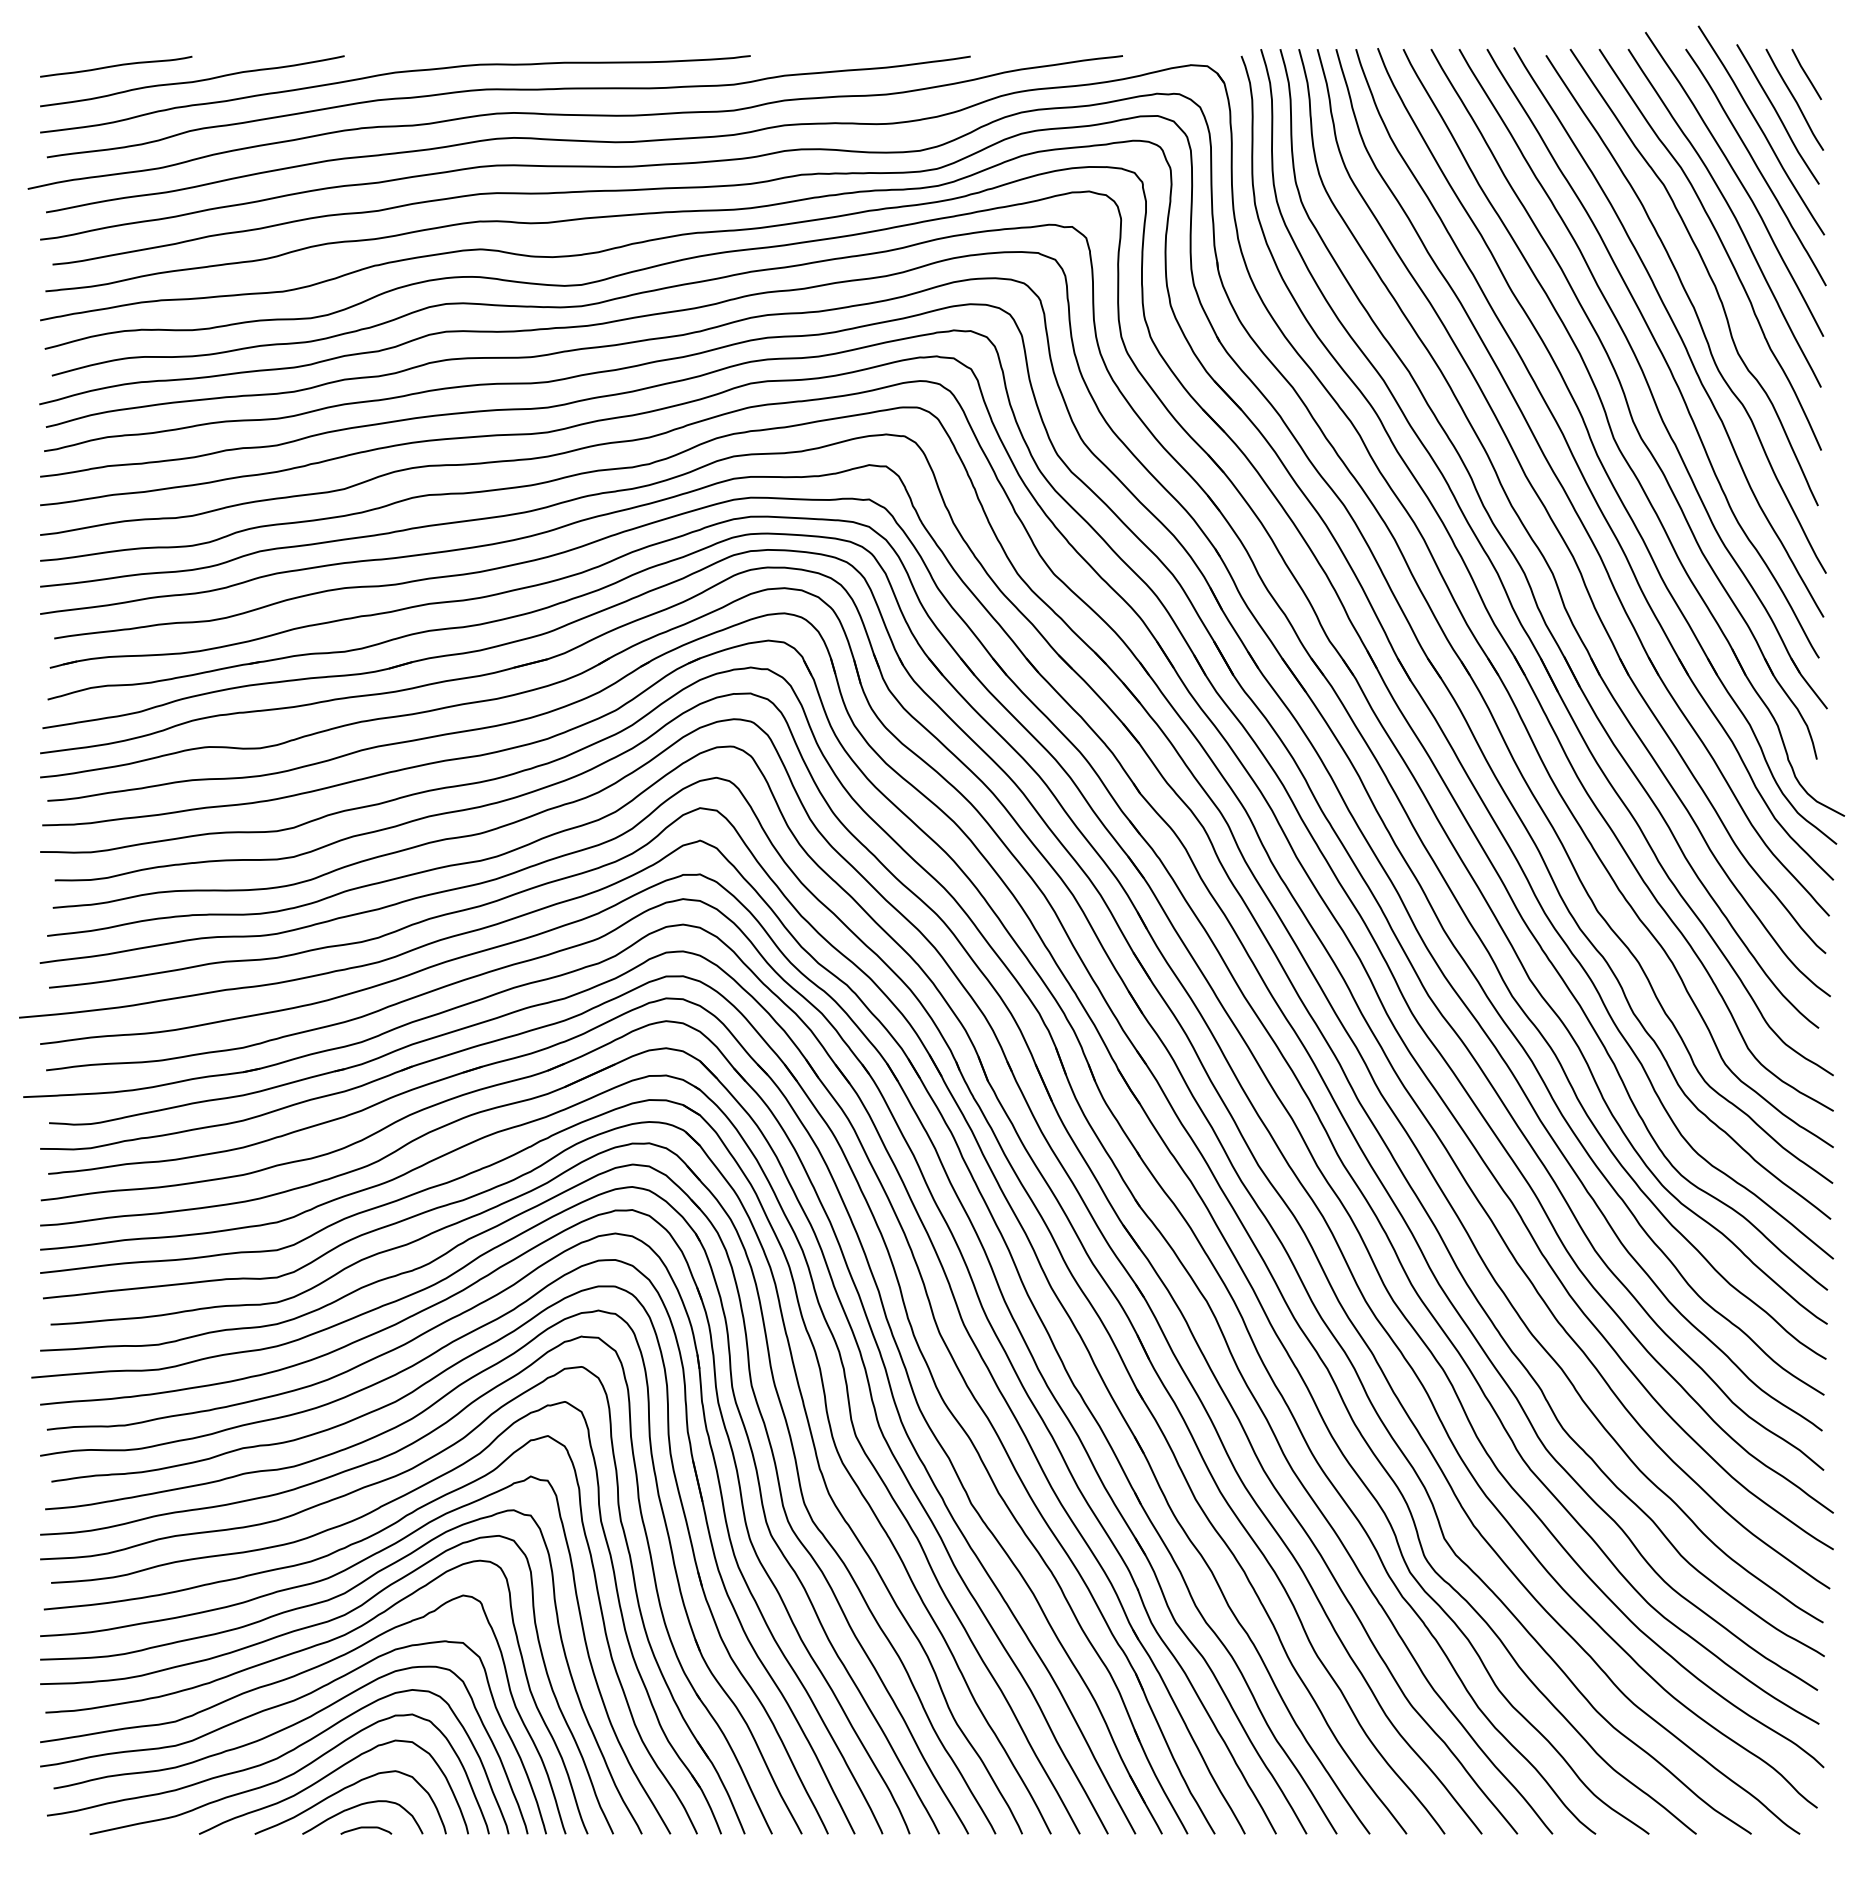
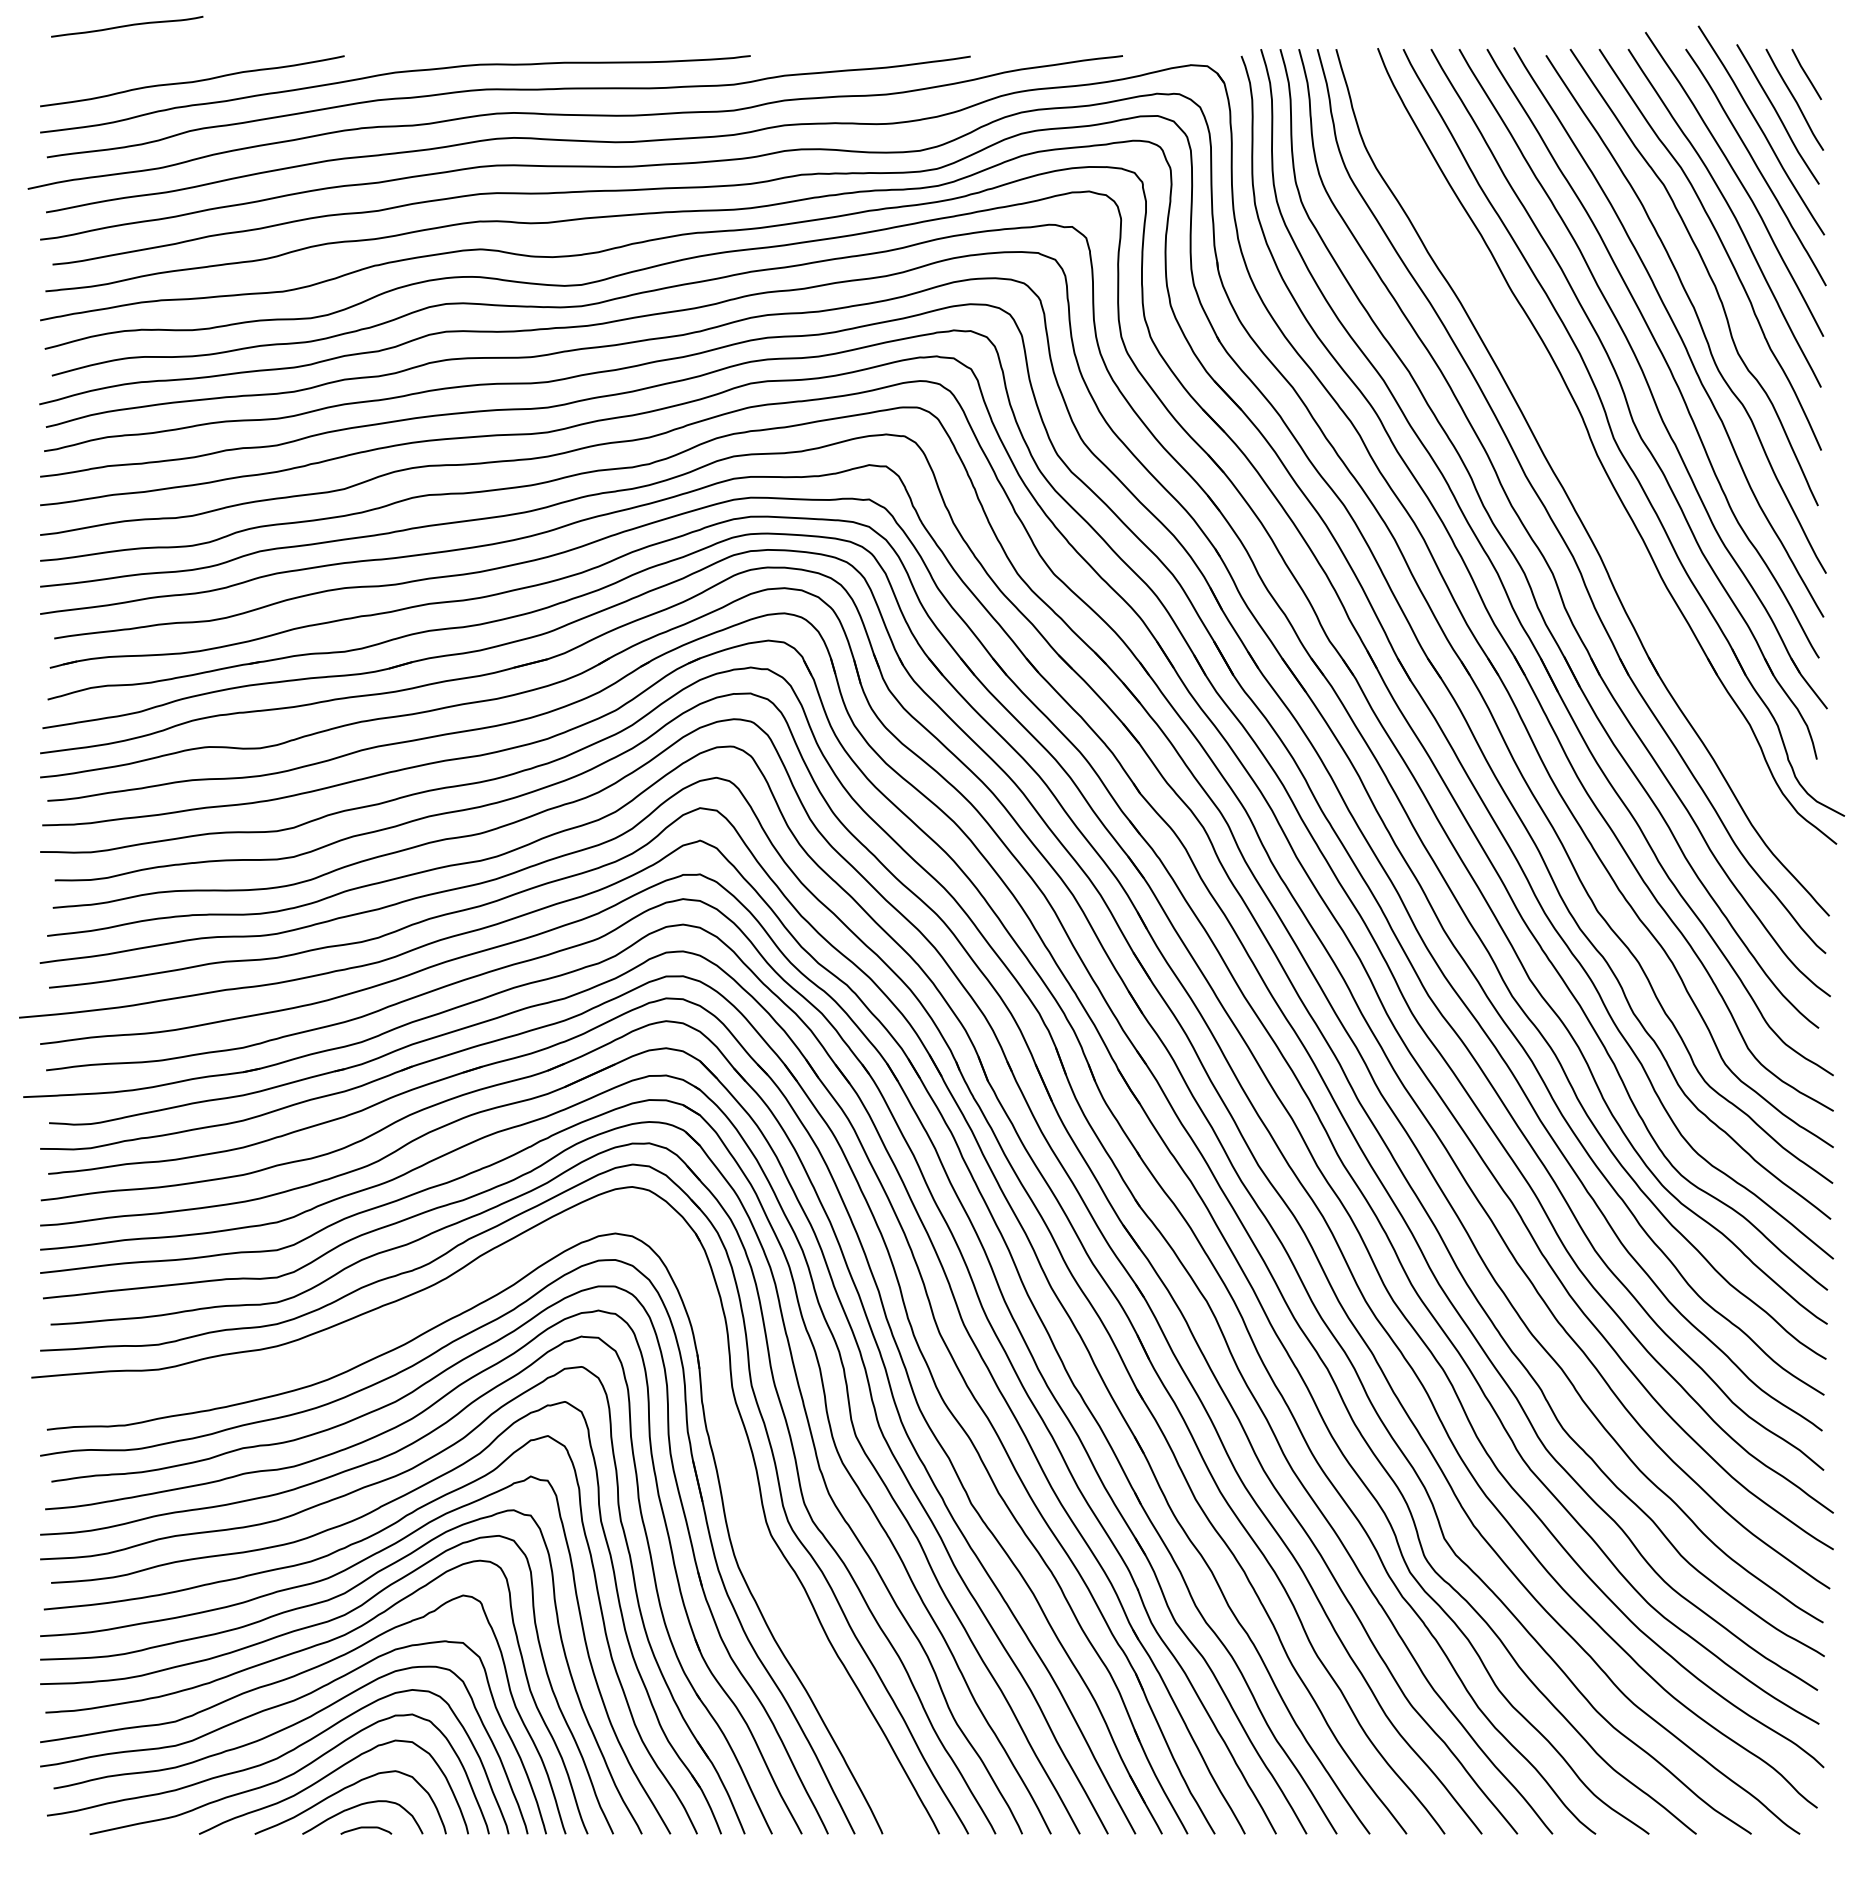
curve position: (116, 66) -> (127, 26) (127, 26)
part: present -> none (1581, 470)
part: present -> none (389, 1328)
